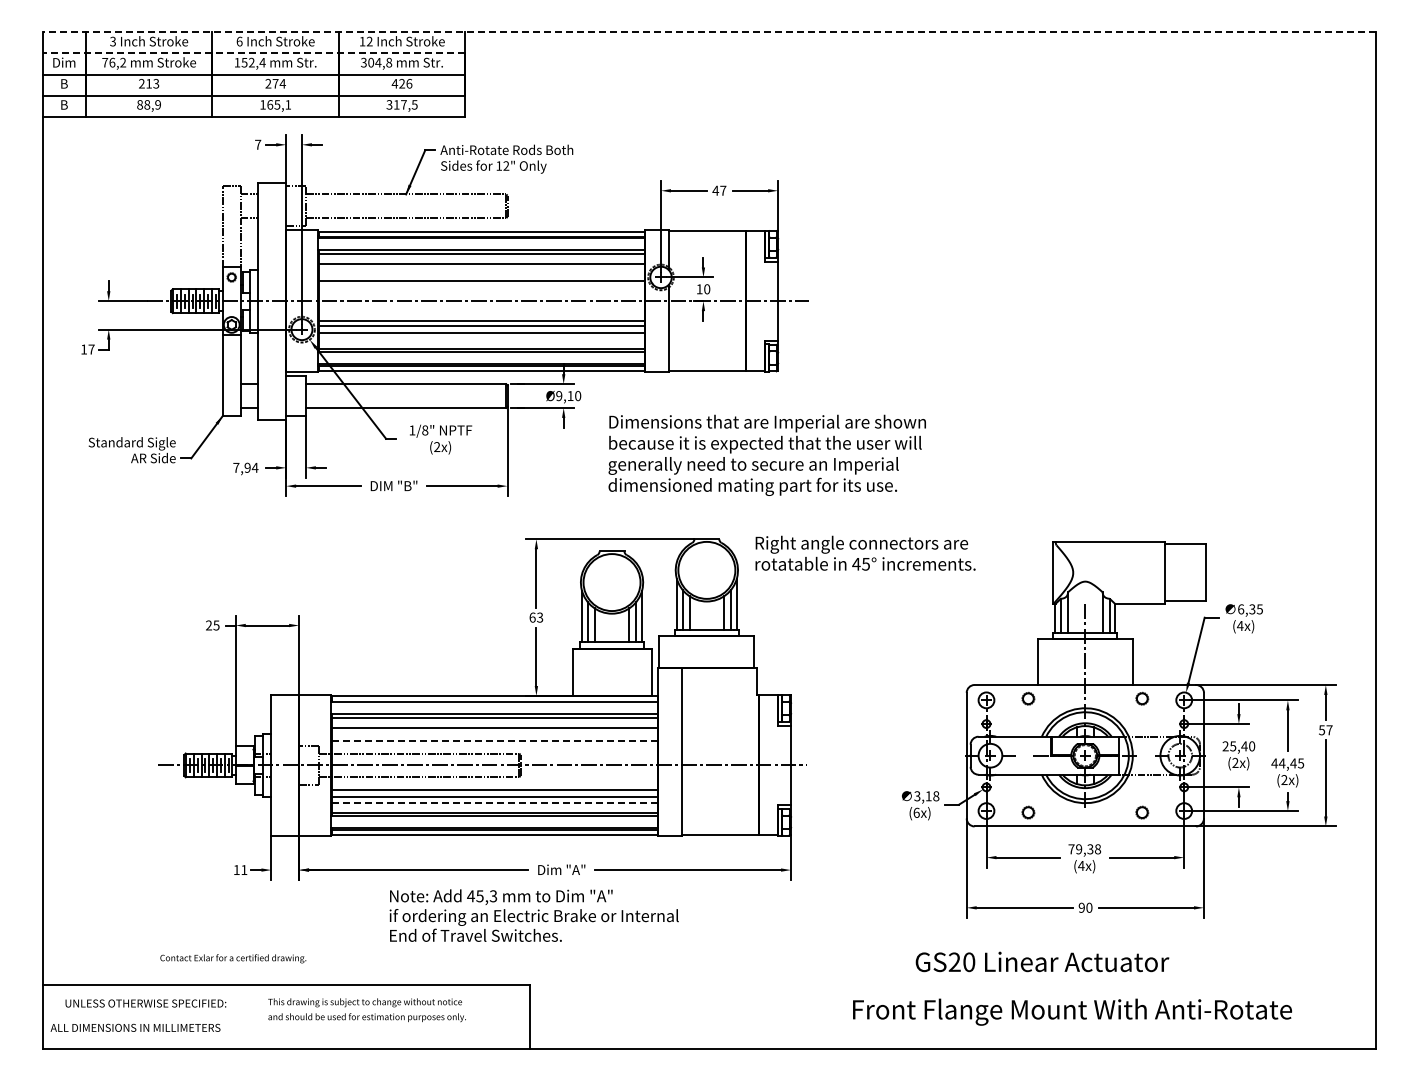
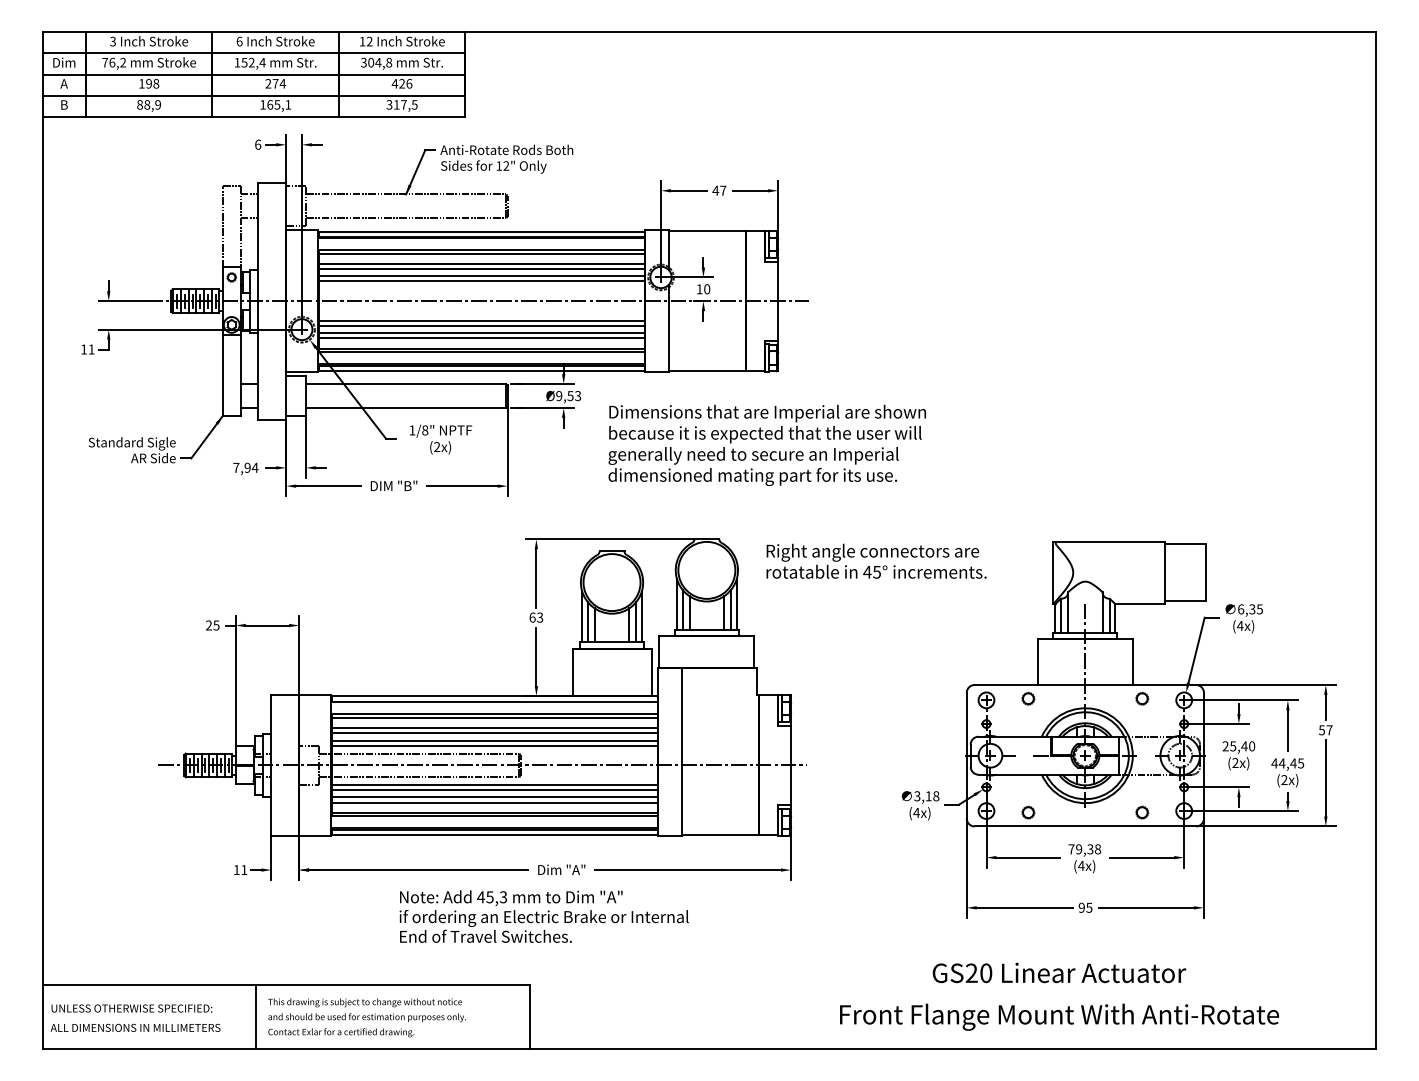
line: dashed -> solid (709, 32)
line: dashed -> solid (253, 53)
text: B -> A (63, 83)
text: 213 -> 198 (149, 83)
text: 7 -> 6 (258, 144)
line: none -> present (482, 269)
line: none -> present (482, 276)
line: none -> present (482, 338)
text: 17 -> 11 (91, 349)
text: Ø9,10 -> Ø9,53 (574, 396)
text position: (766, 454) -> (766, 444) (766, 444)
text position: (865, 552) -> (876, 560) (876, 560)
line: none -> present (495, 733)
line: dashed -> solid (495, 740)
line: none -> present (495, 745)
line: none -> present (495, 785)
line: dashed -> solid (495, 802)
text: (6x) -> (4x) (916, 812)
text: 90 -> 95 (1089, 907)
text position: (533, 915) -> (543, 916) (543, 916)
text position: (233, 958) -> (341, 1032) (341, 1032)
text position: (1042, 961) -> (1059, 972) (1059, 972)
text position: (145, 1003) -> (131, 1008) (131, 1008)
text position: (1072, 1011) -> (1059, 1016) (1059, 1016)
line: none -> present (255, 1016)
